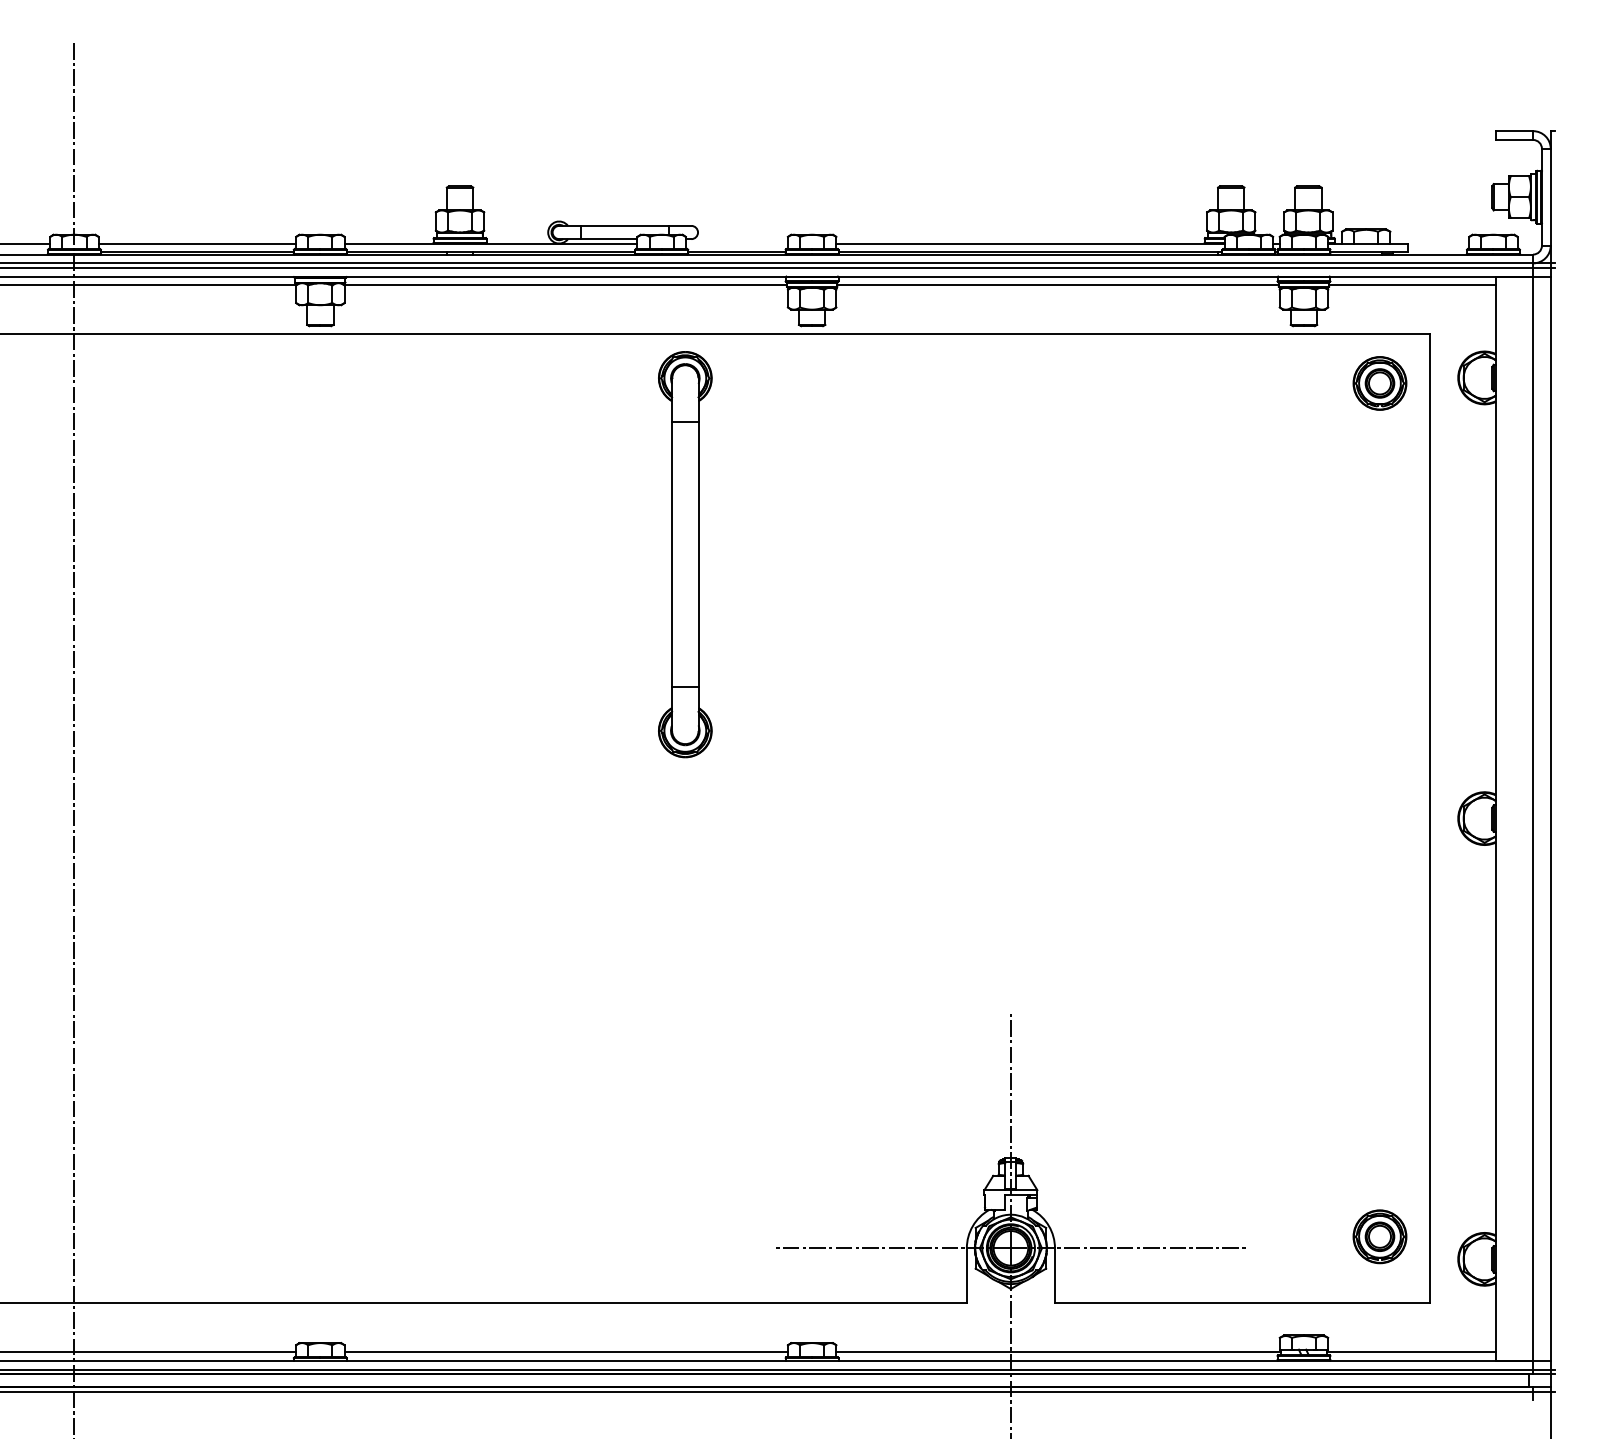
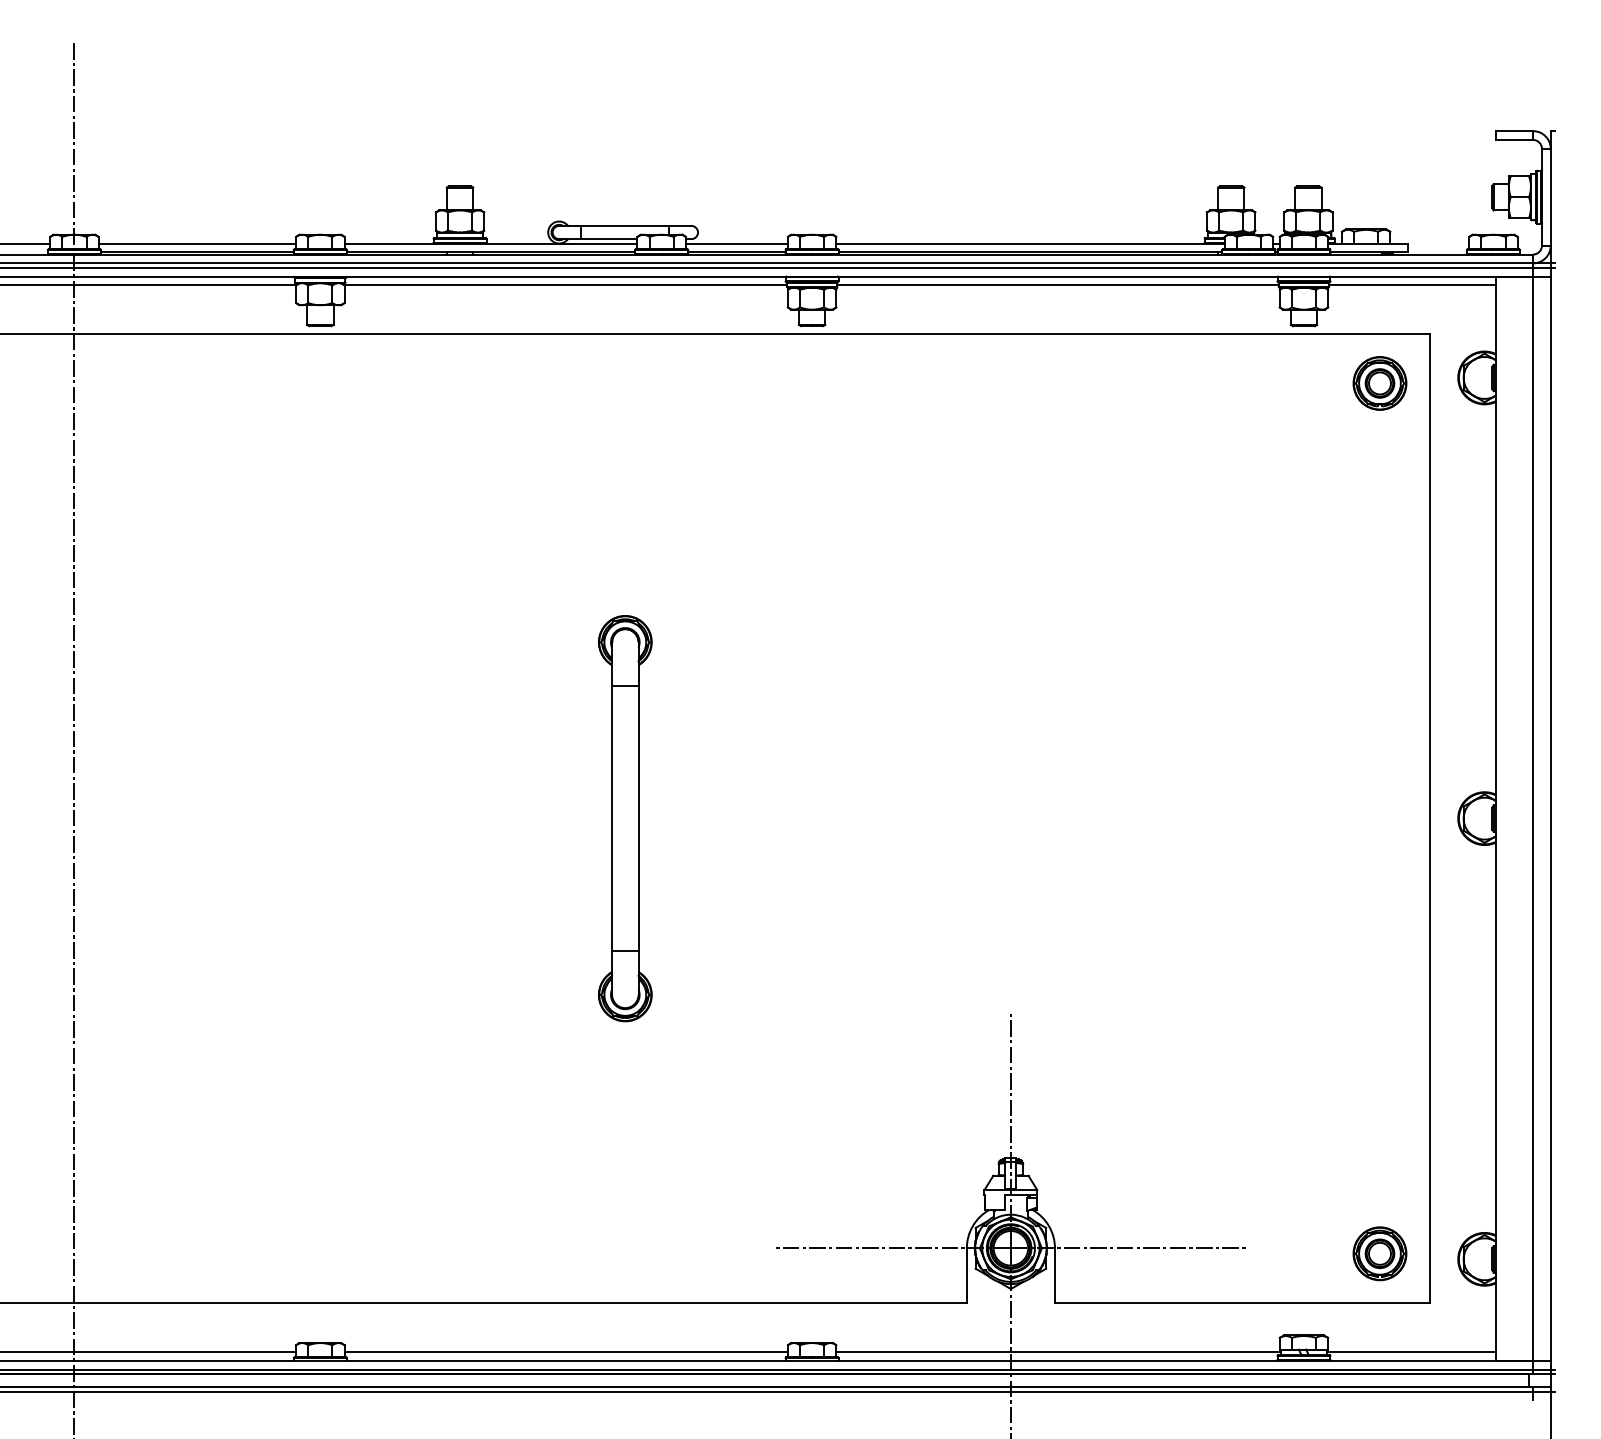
line: none -> present (736, 243)
part position: (685, 554) -> (625, 818) (625, 818)
part position: (1379, 1236) -> (1379, 1253) (1379, 1253)
